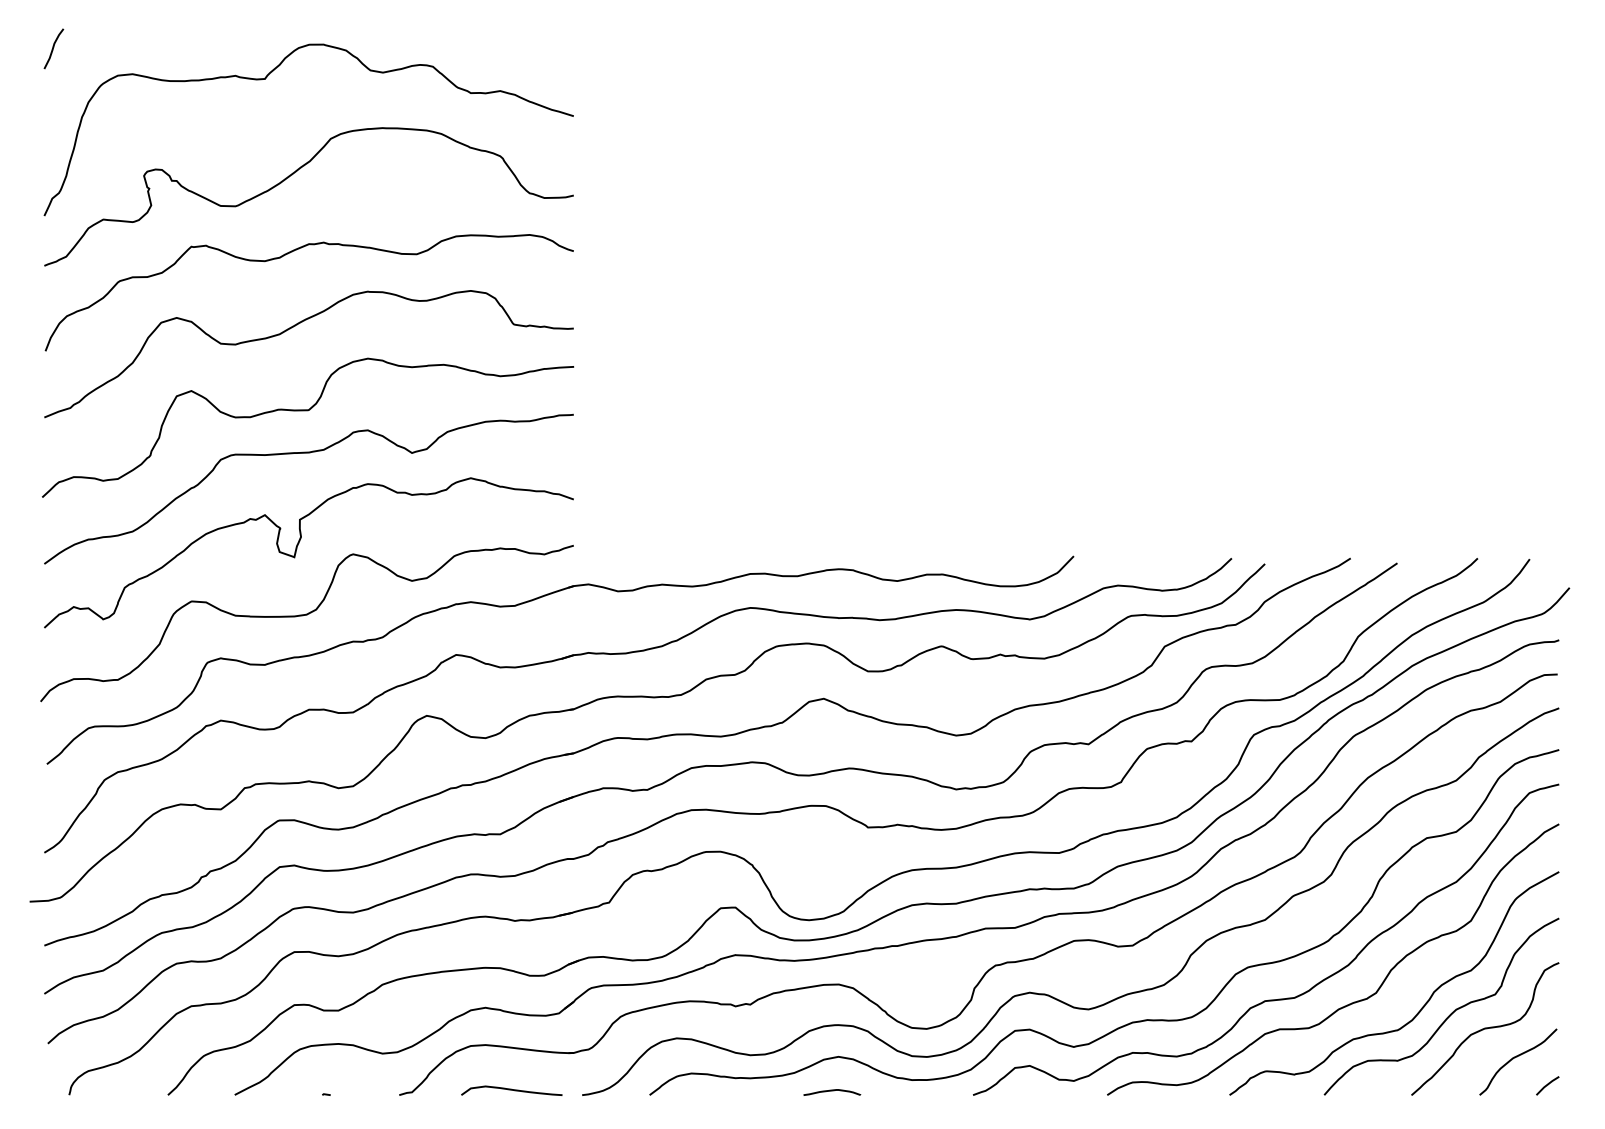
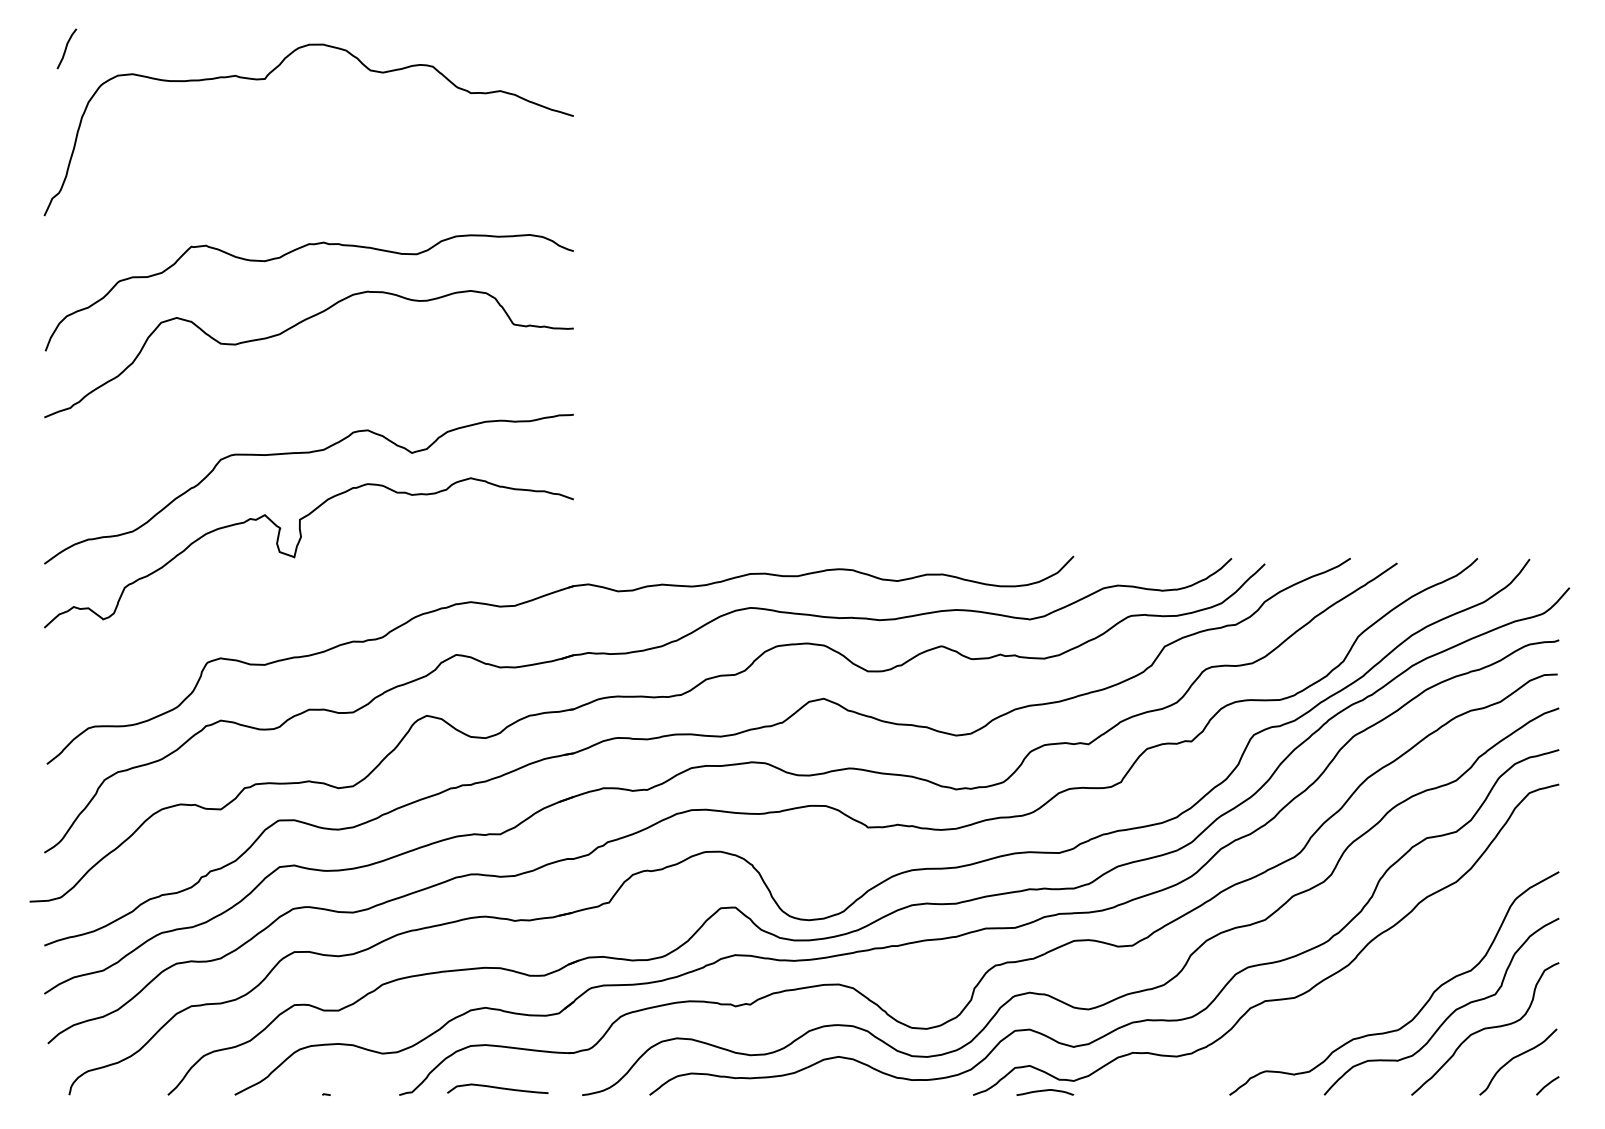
curve position: (53, 48) -> (66, 48) (66, 48)
curve: present -> none (292, 175)
curve: present -> none (308, 411)
curve: present -> none (306, 615)
curve: present -> none (1351, 1002)
curve position: (511, 1090) -> (497, 1088) (497, 1088)
curve position: (832, 1091) -> (1045, 1091) (1045, 1091)
